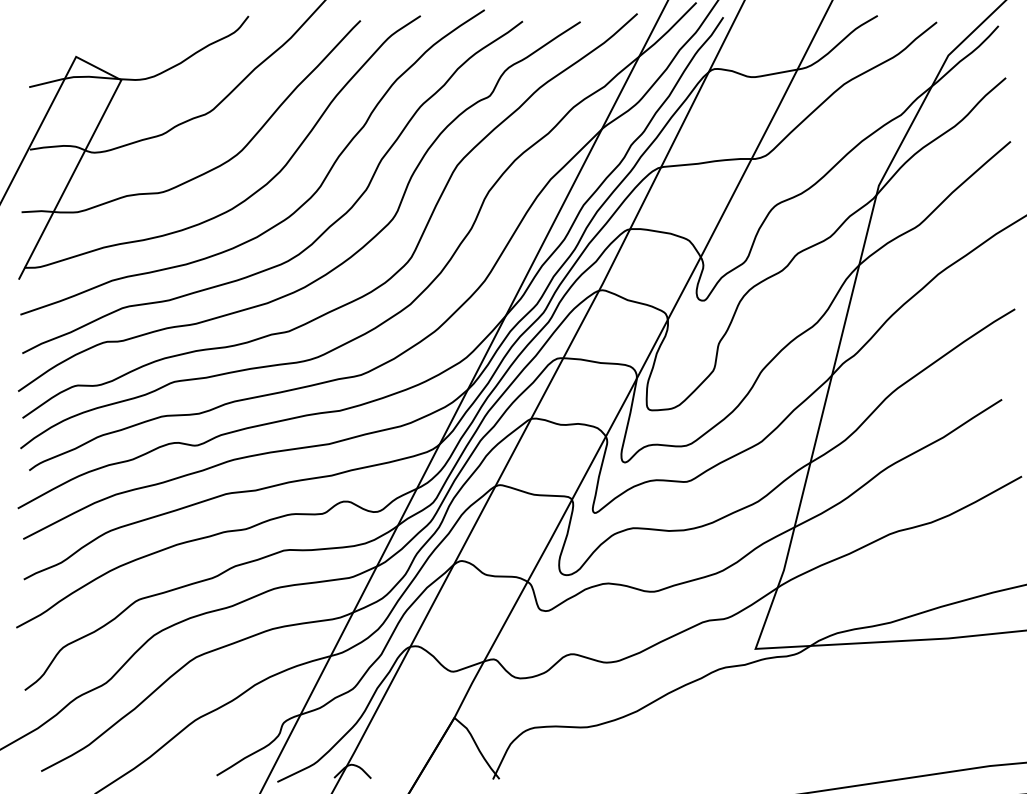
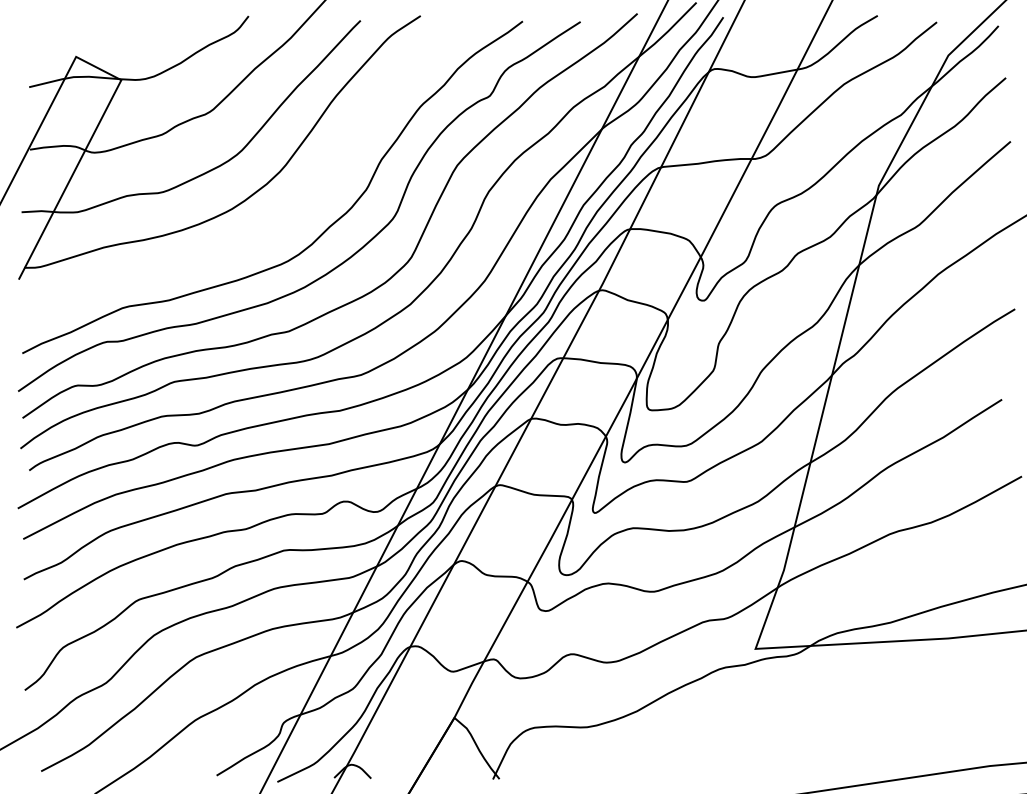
curve: present -> none (291, 213)
